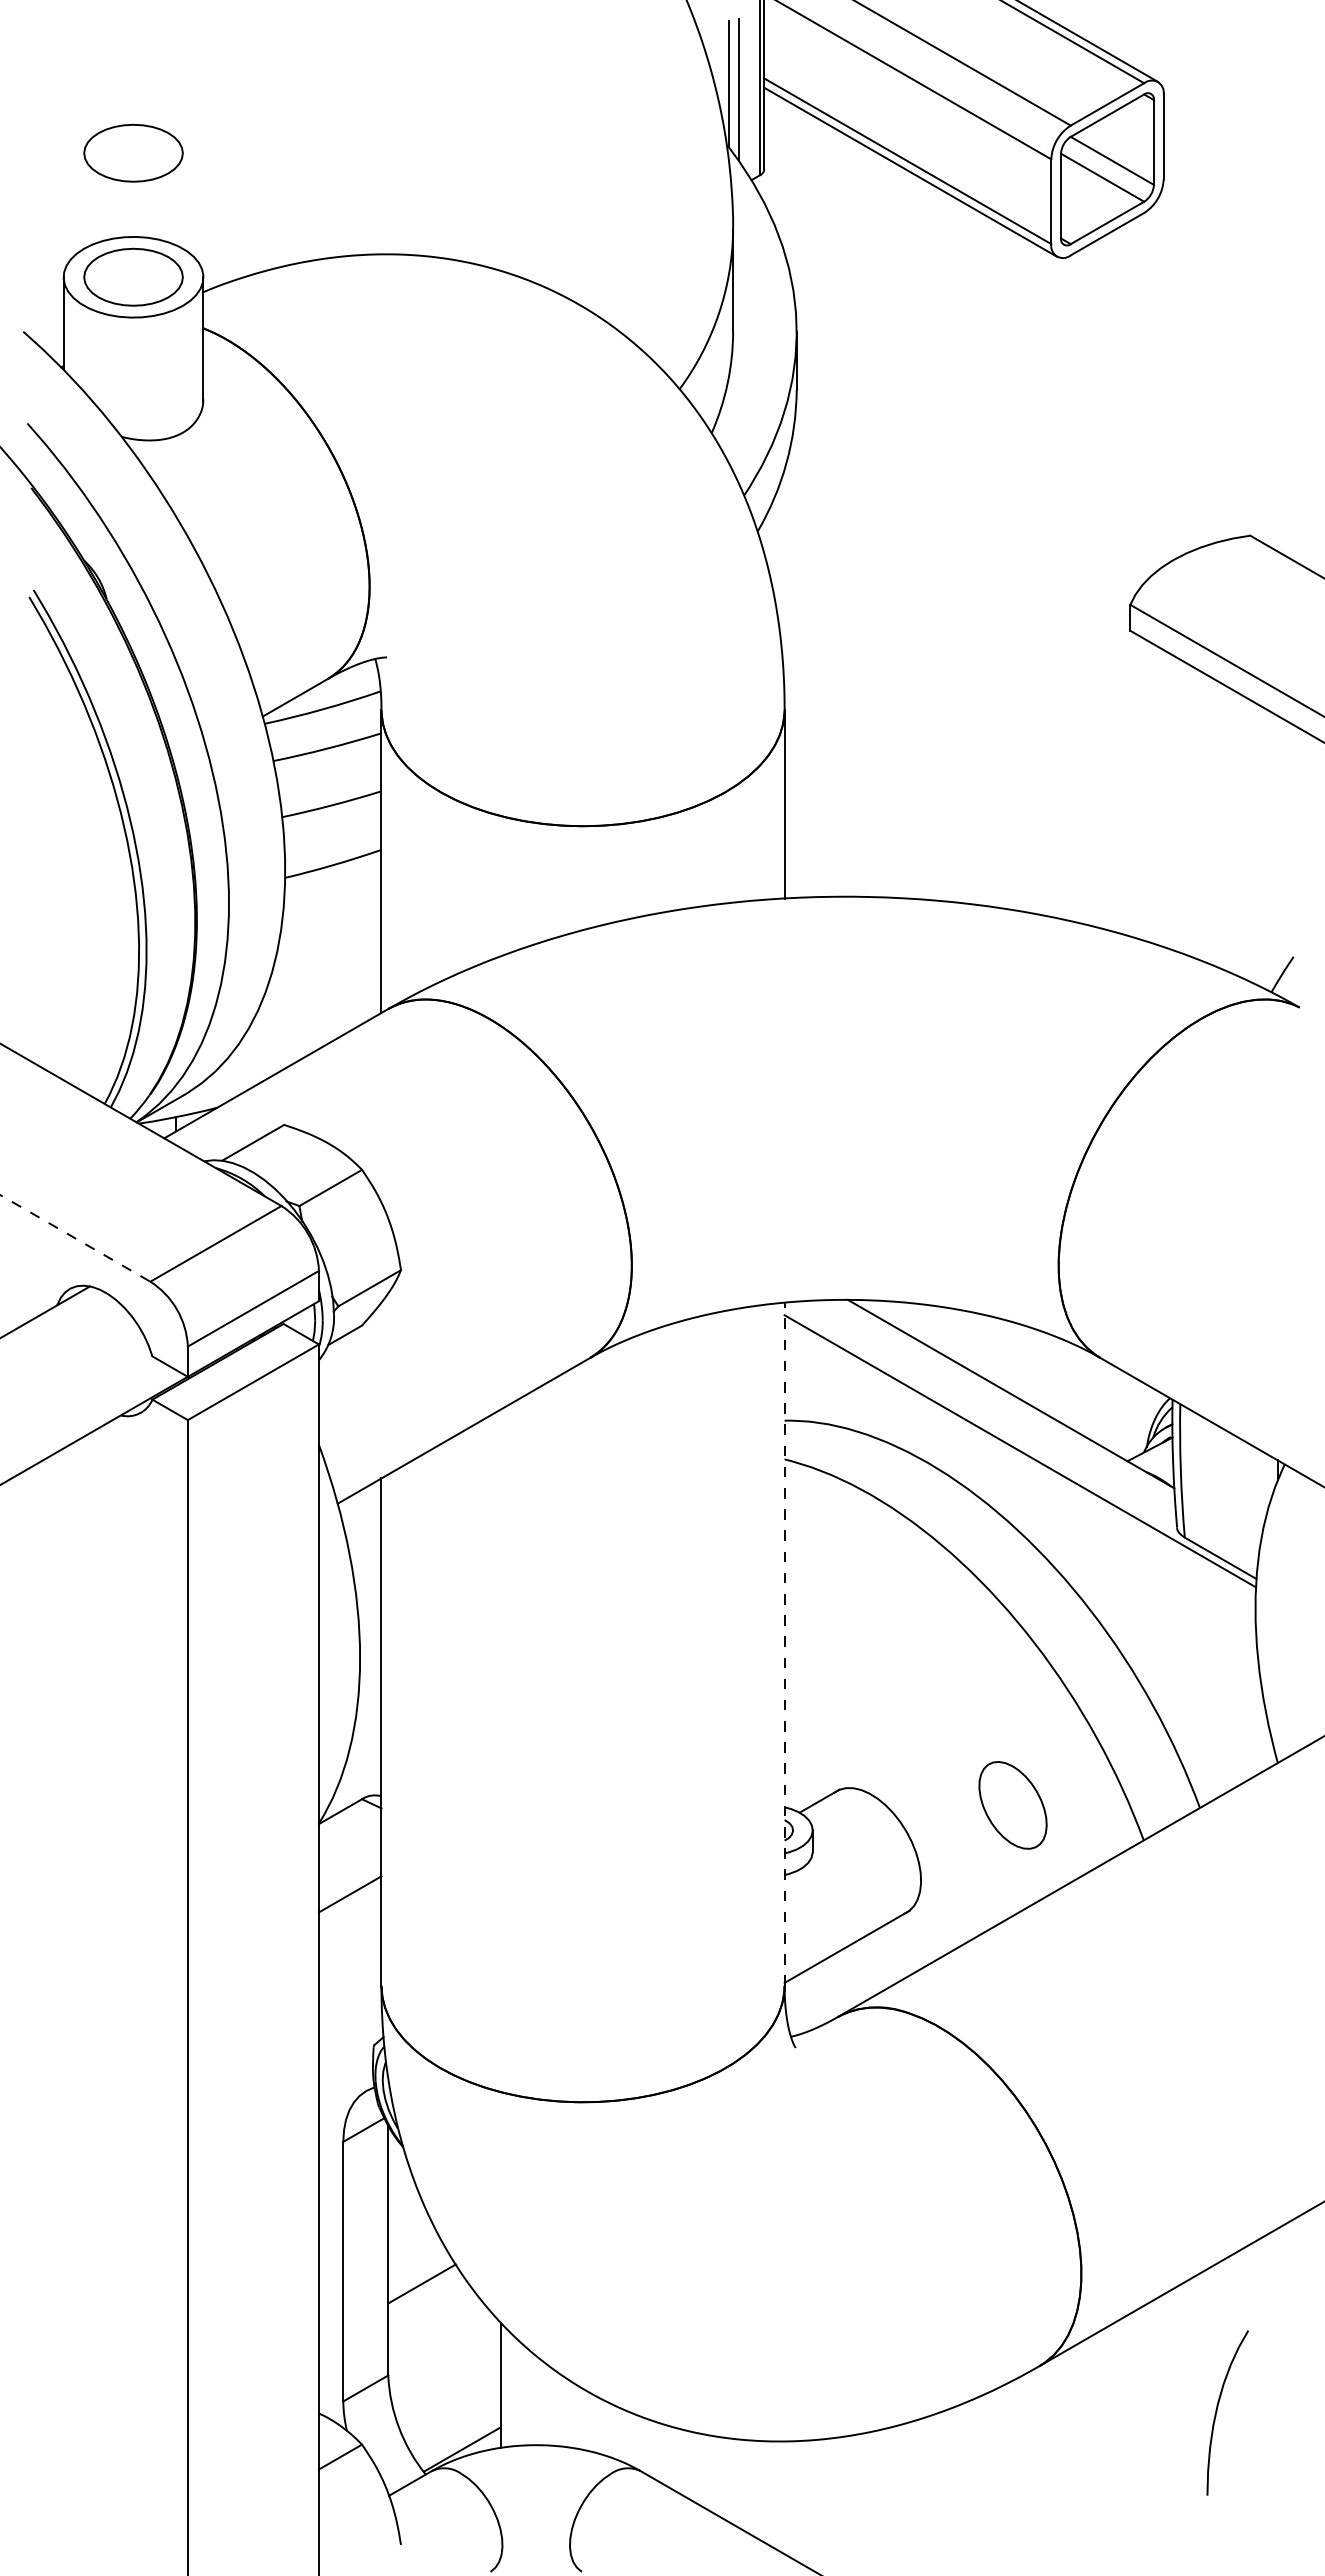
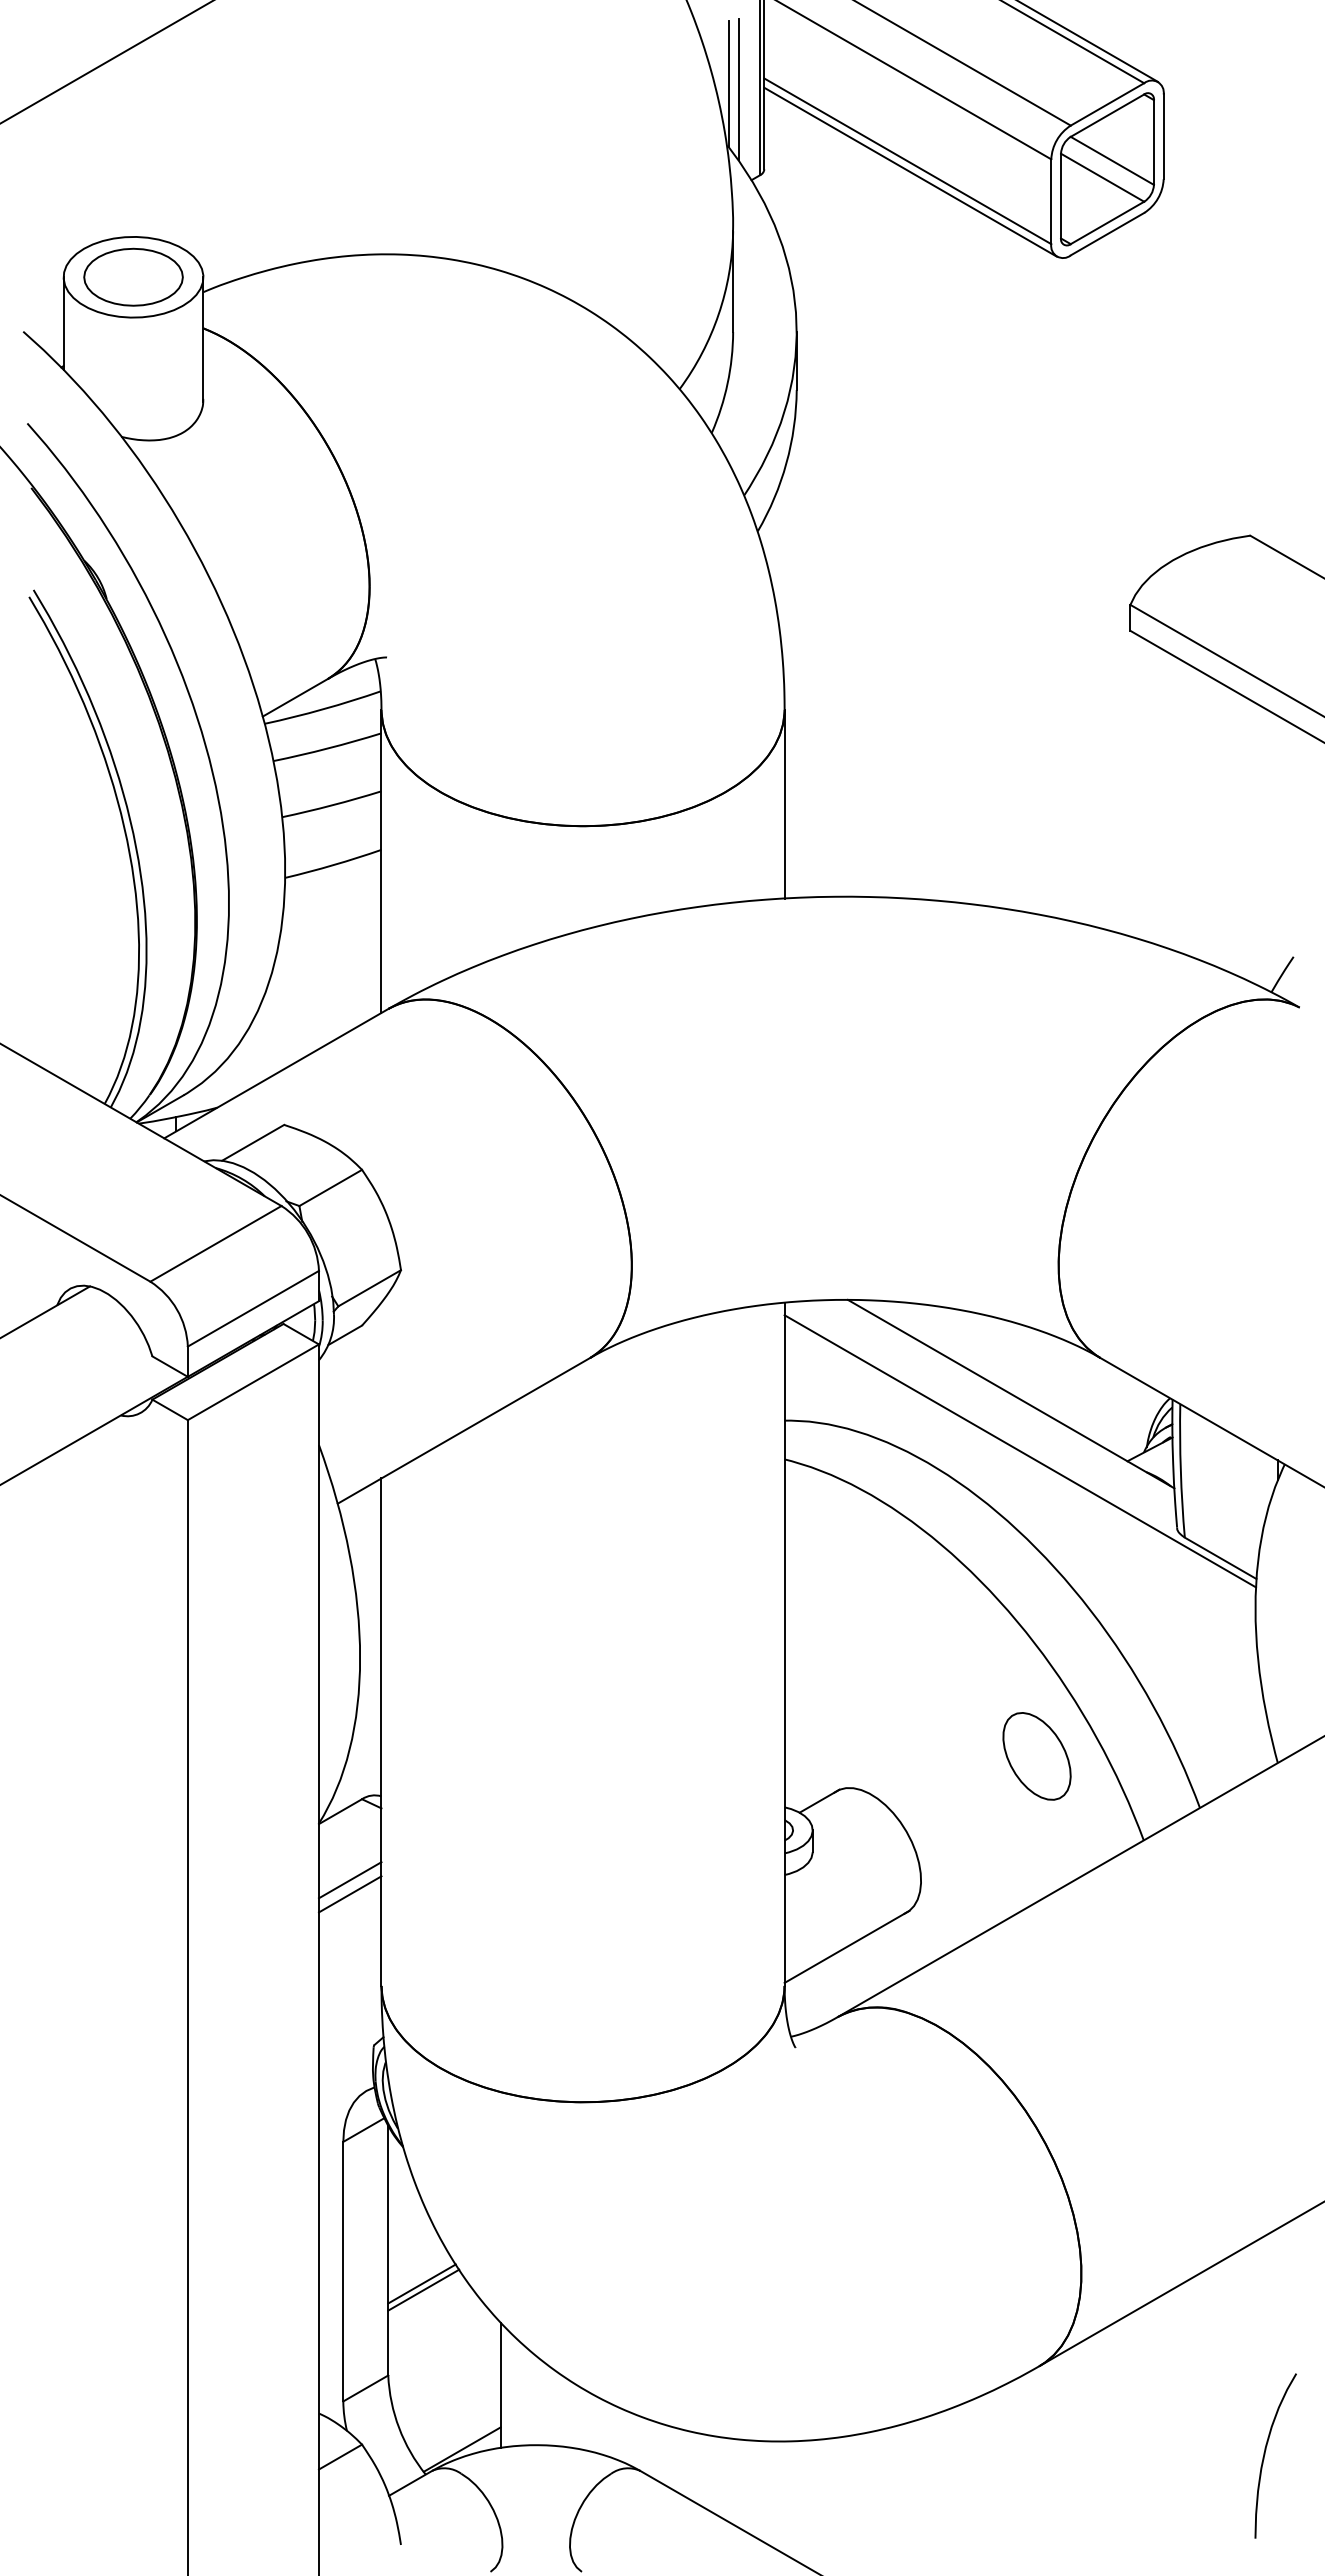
line: none -> present (106, 62)
part: present -> none (133, 152)
line: dashed -> solid (75, 1238)
line: dashed -> solid (784, 1644)
part position: (1012, 1805) -> (1036, 1756) (1036, 1756)
line: none -> present (349, 1880)
line: none -> present (423, 2289)
curve position: (1217, 2412) -> (1265, 2455) (1265, 2455)
